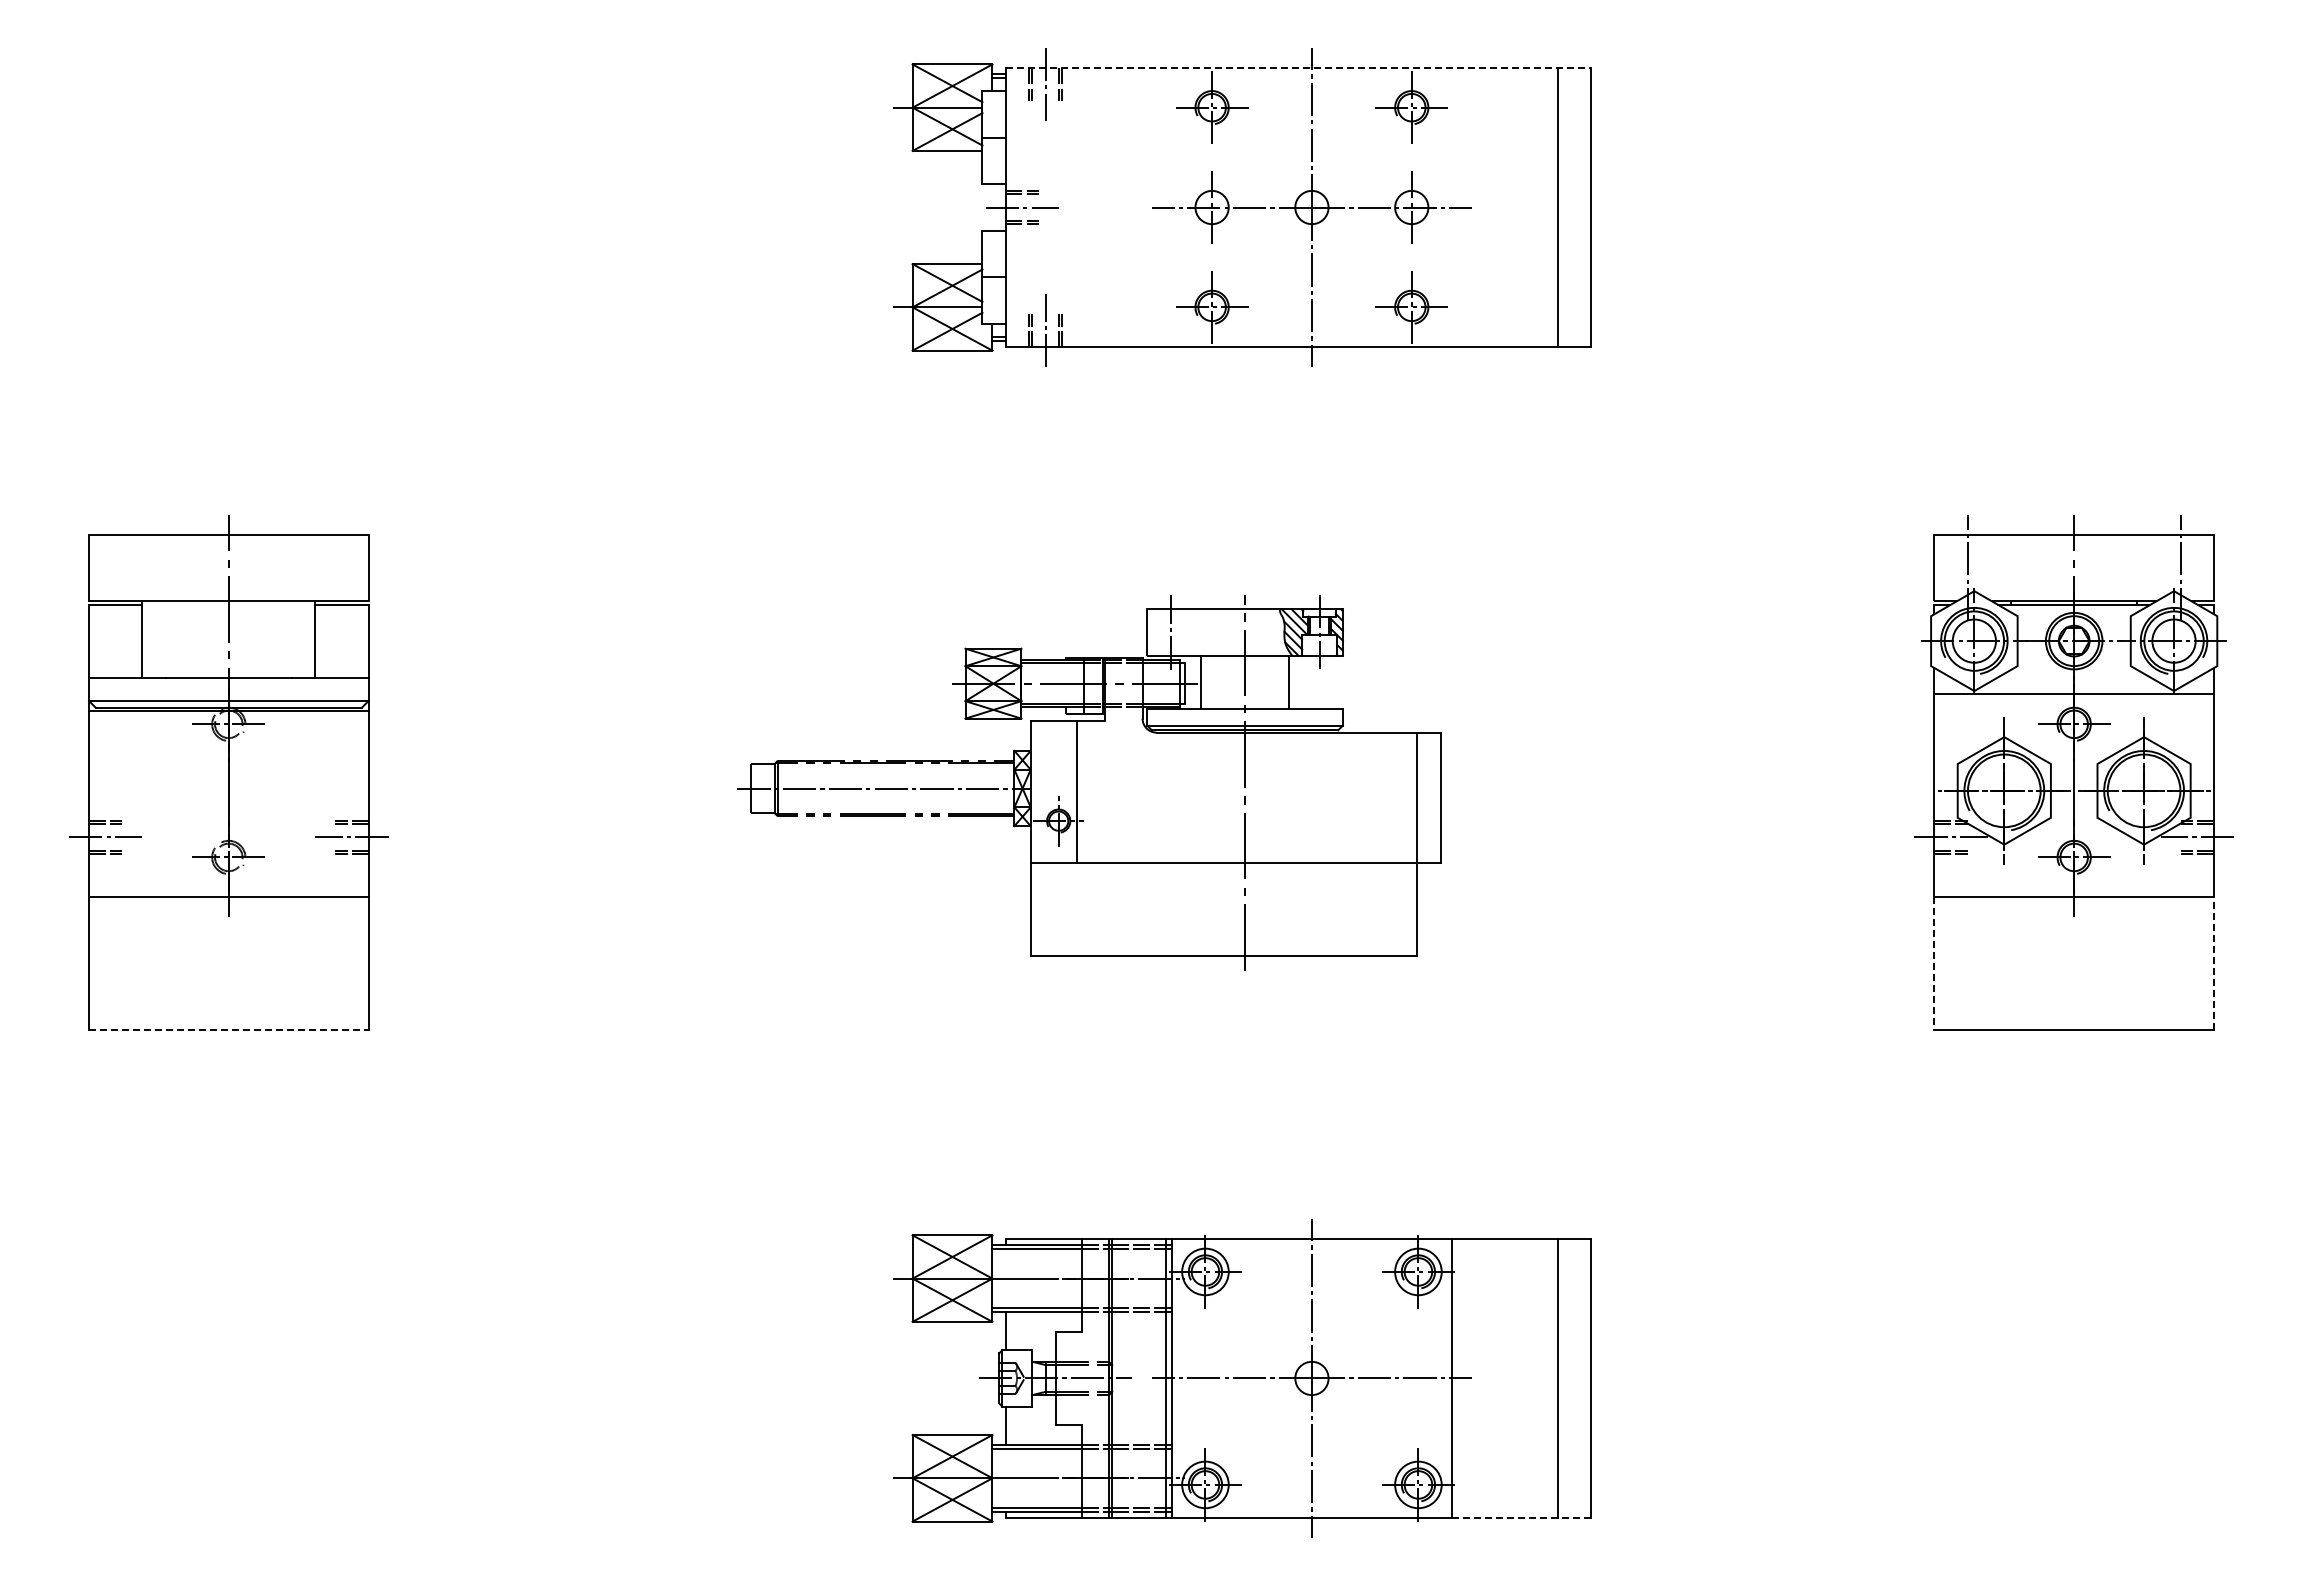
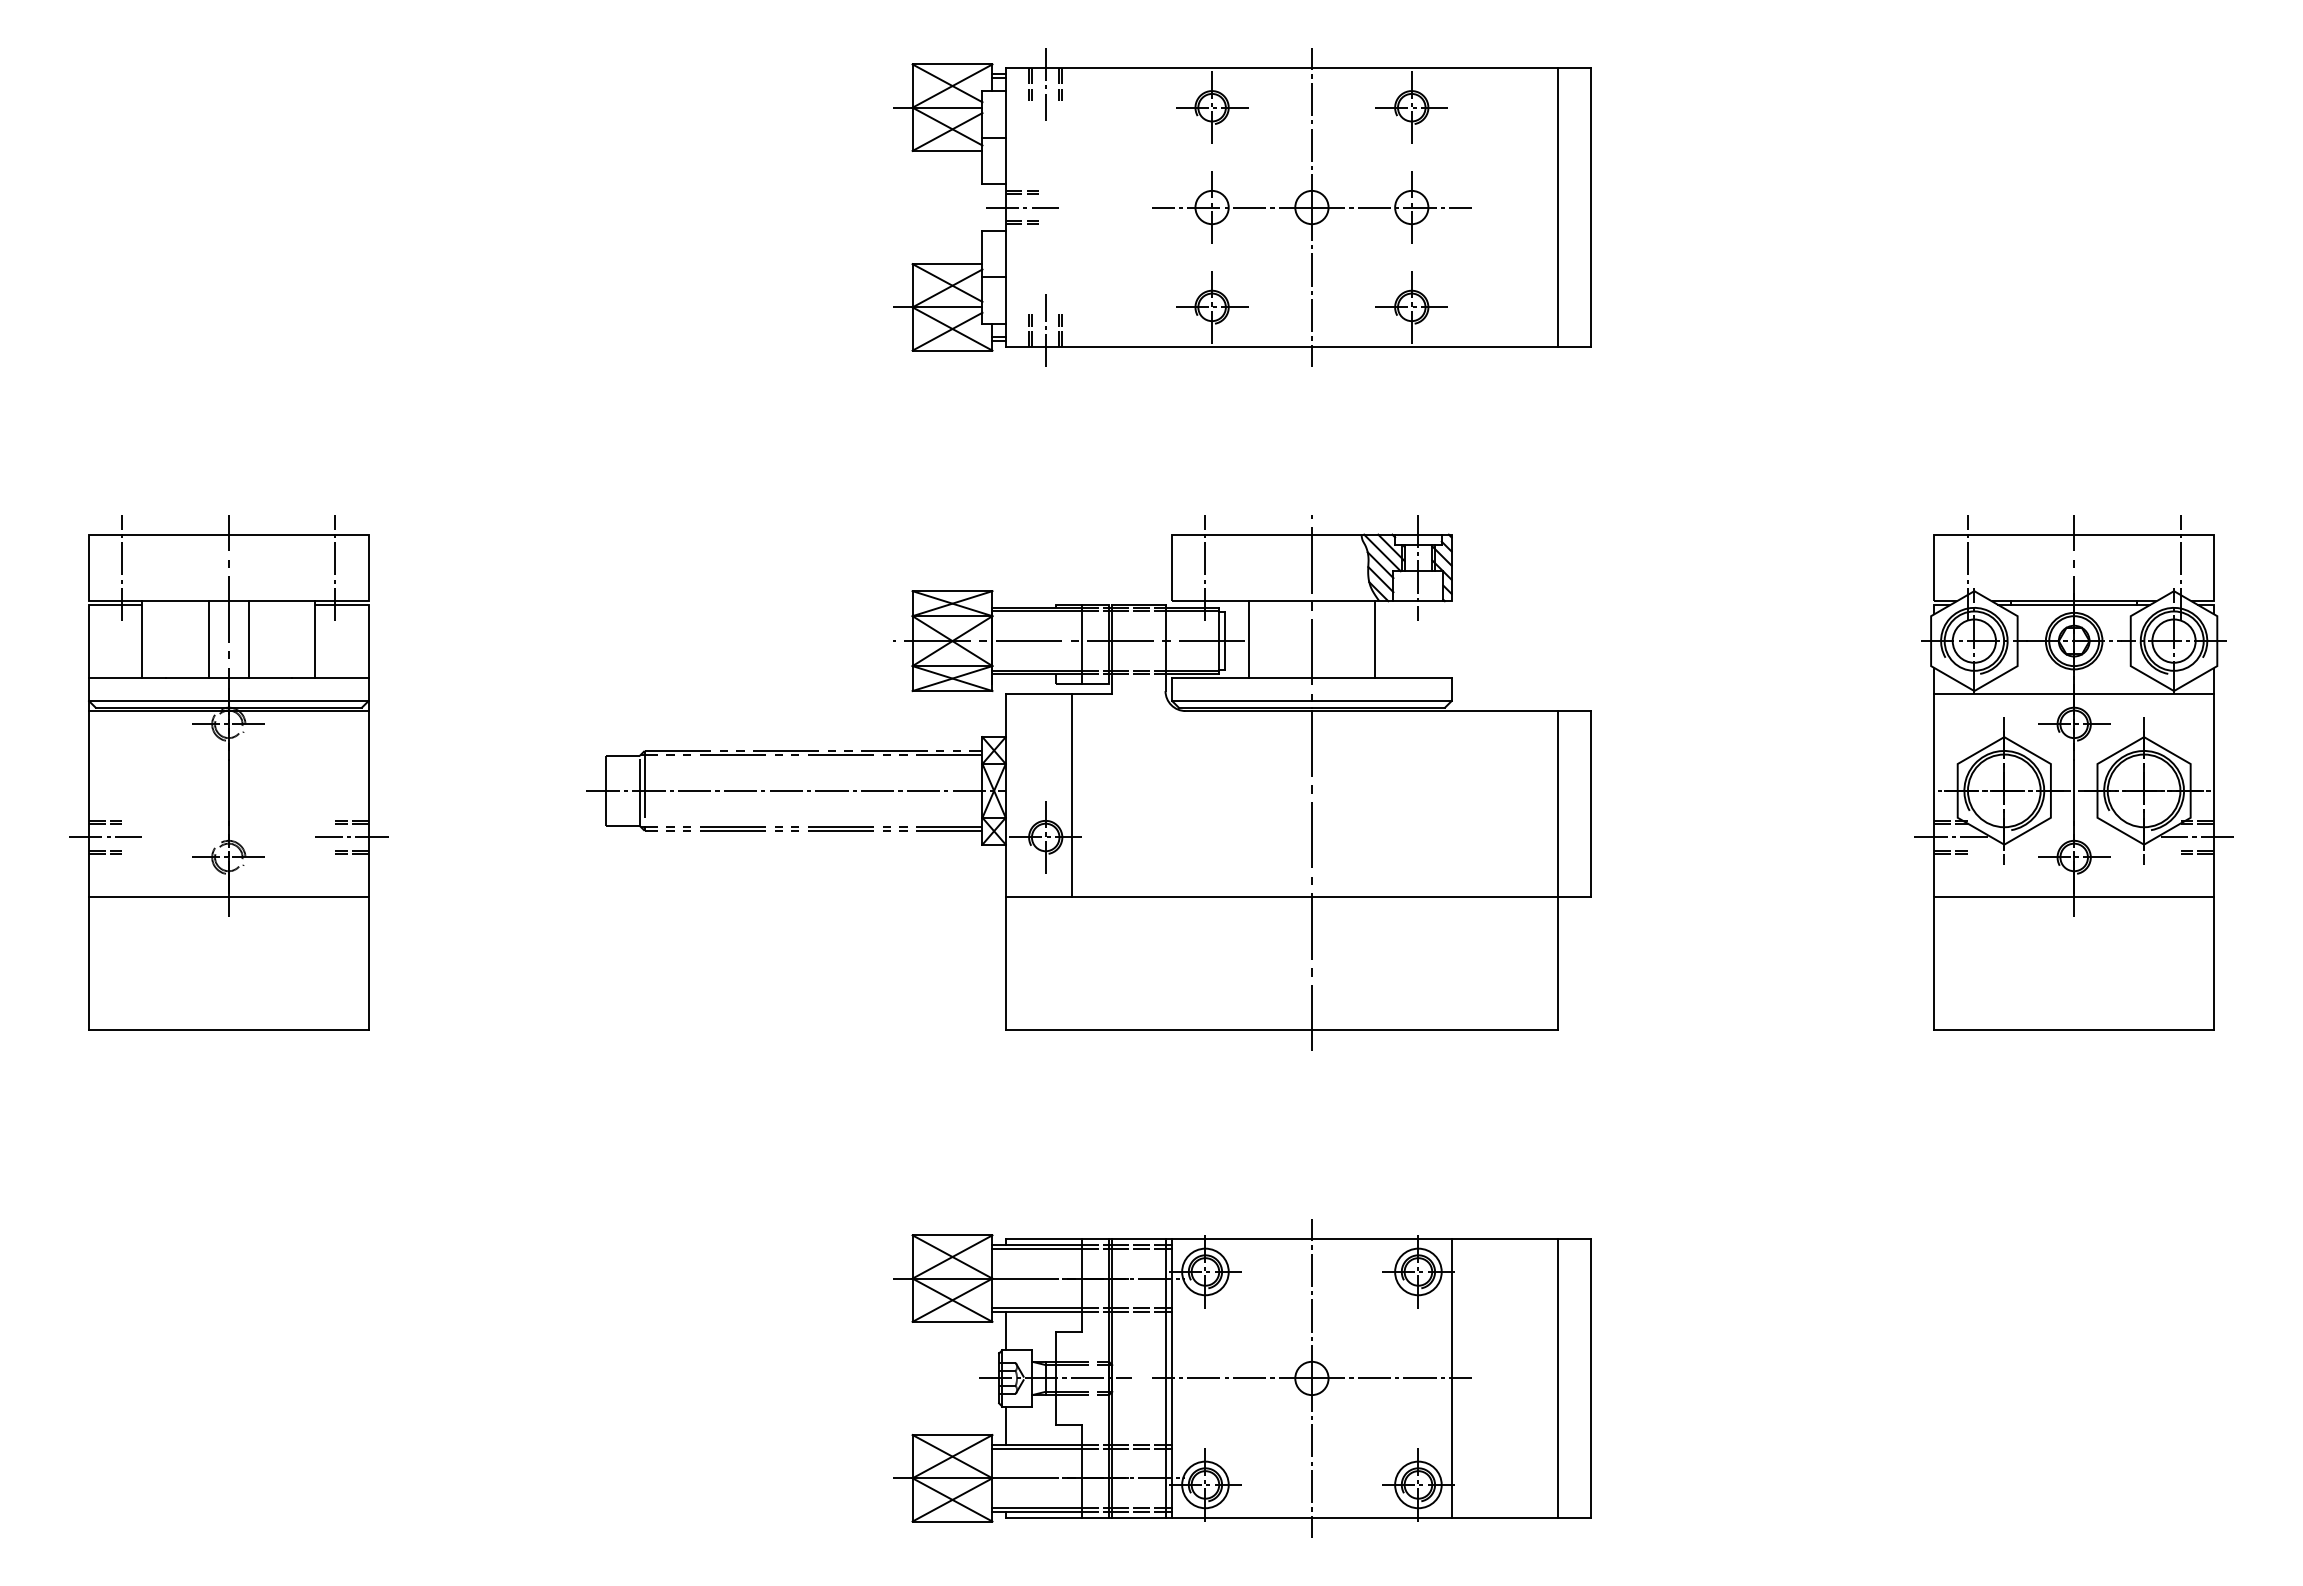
line: dashed -> solid (1298, 67)
line: none -> present (122, 567)
line: none -> present (335, 567)
line: none -> present (208, 639)
line: none -> present (248, 639)
part size: 705x376 px -> 1006x536 px (1088, 782)
line: dashed -> solid (1934, 963)
line: dashed -> solid (2213, 963)
line: dashed -> solid (228, 1030)
line: dashed -> solid (1521, 1518)
